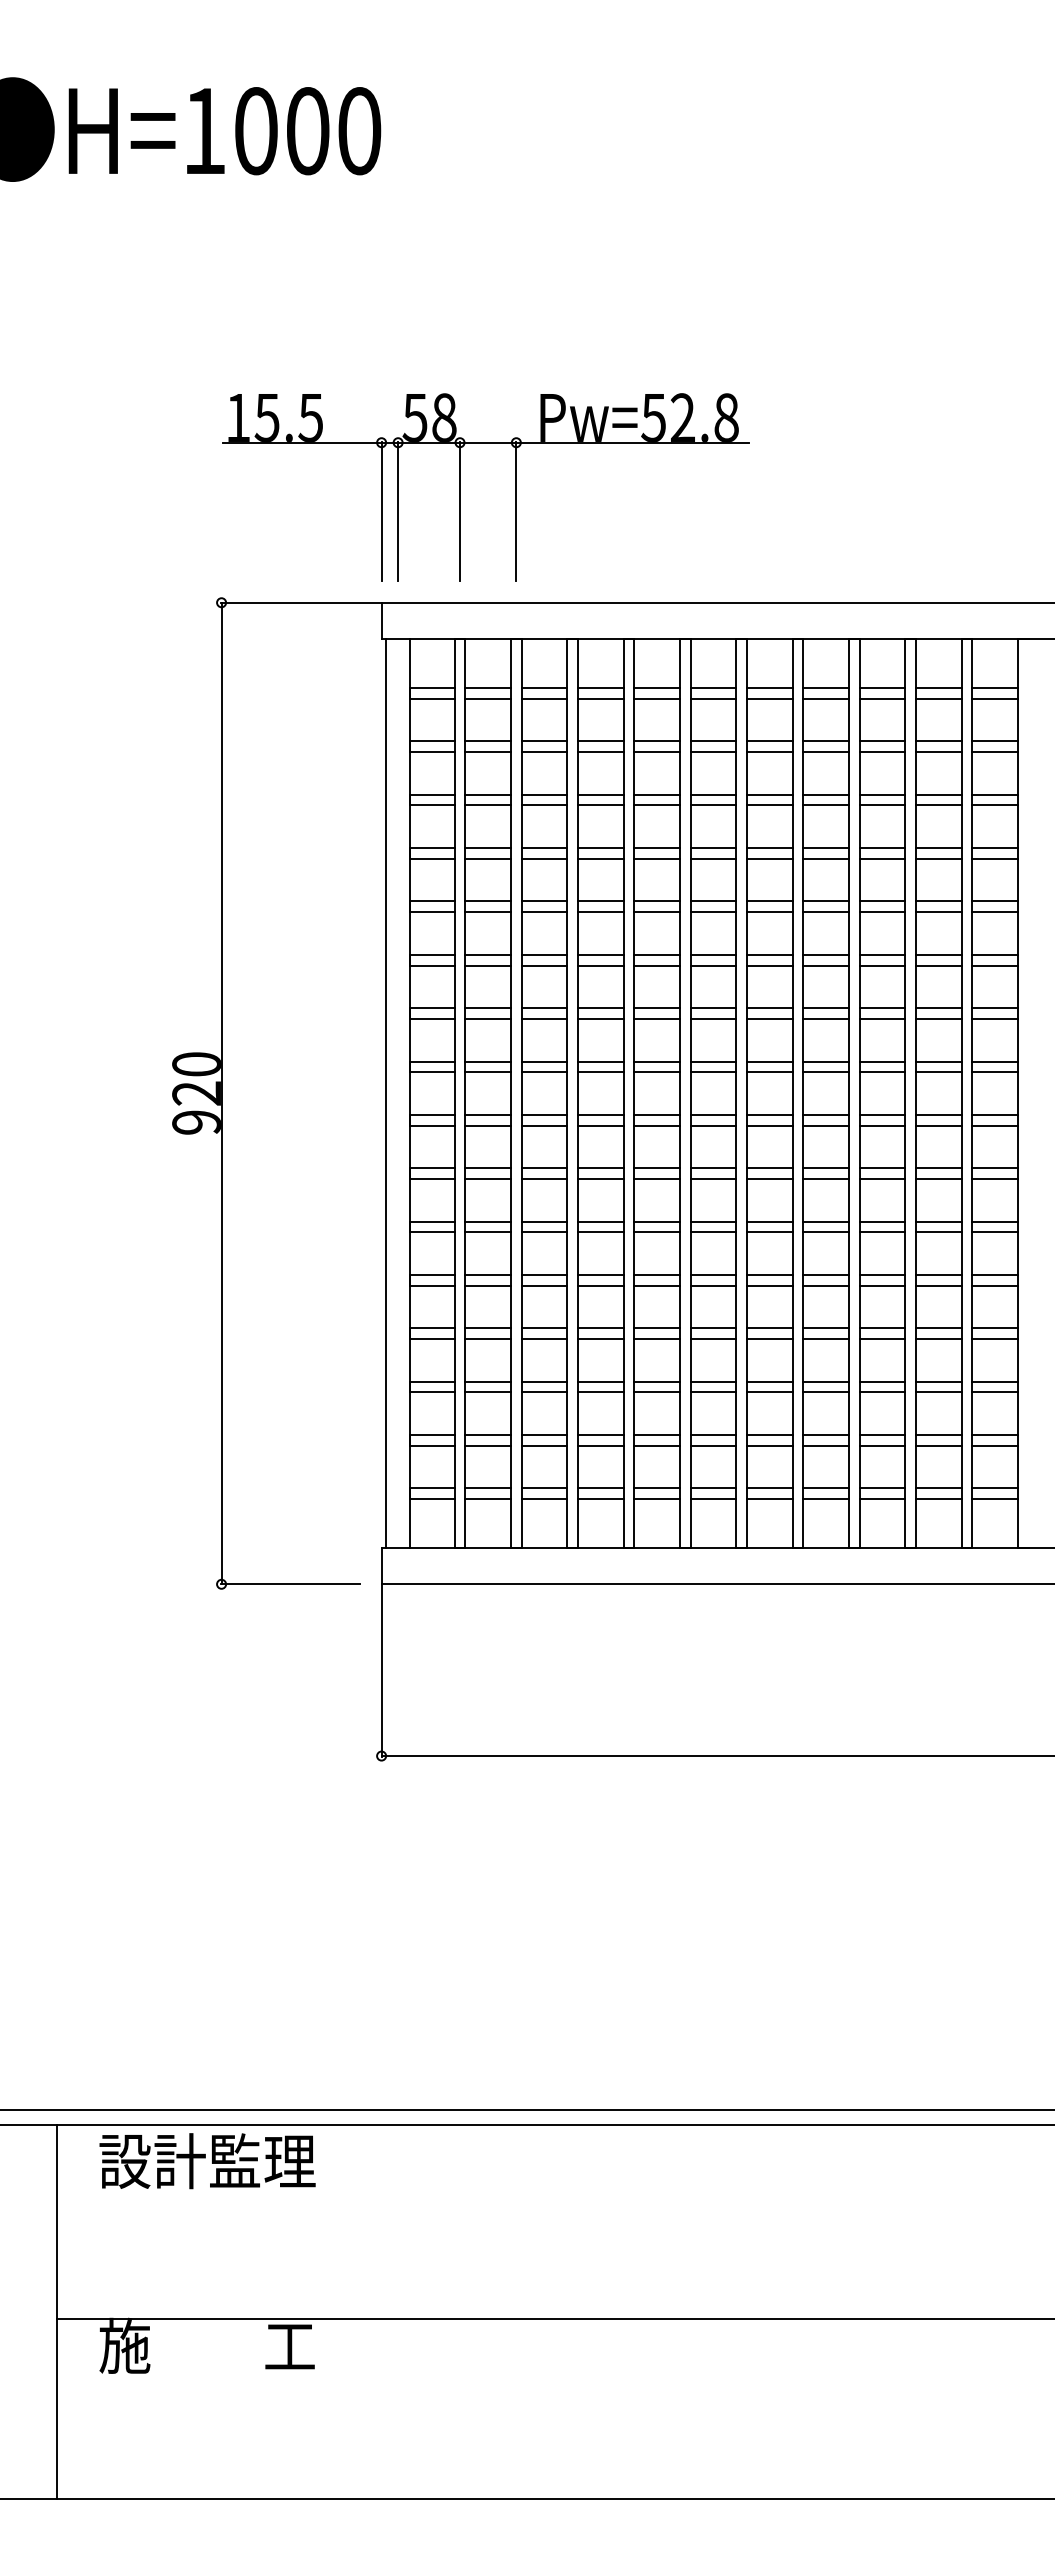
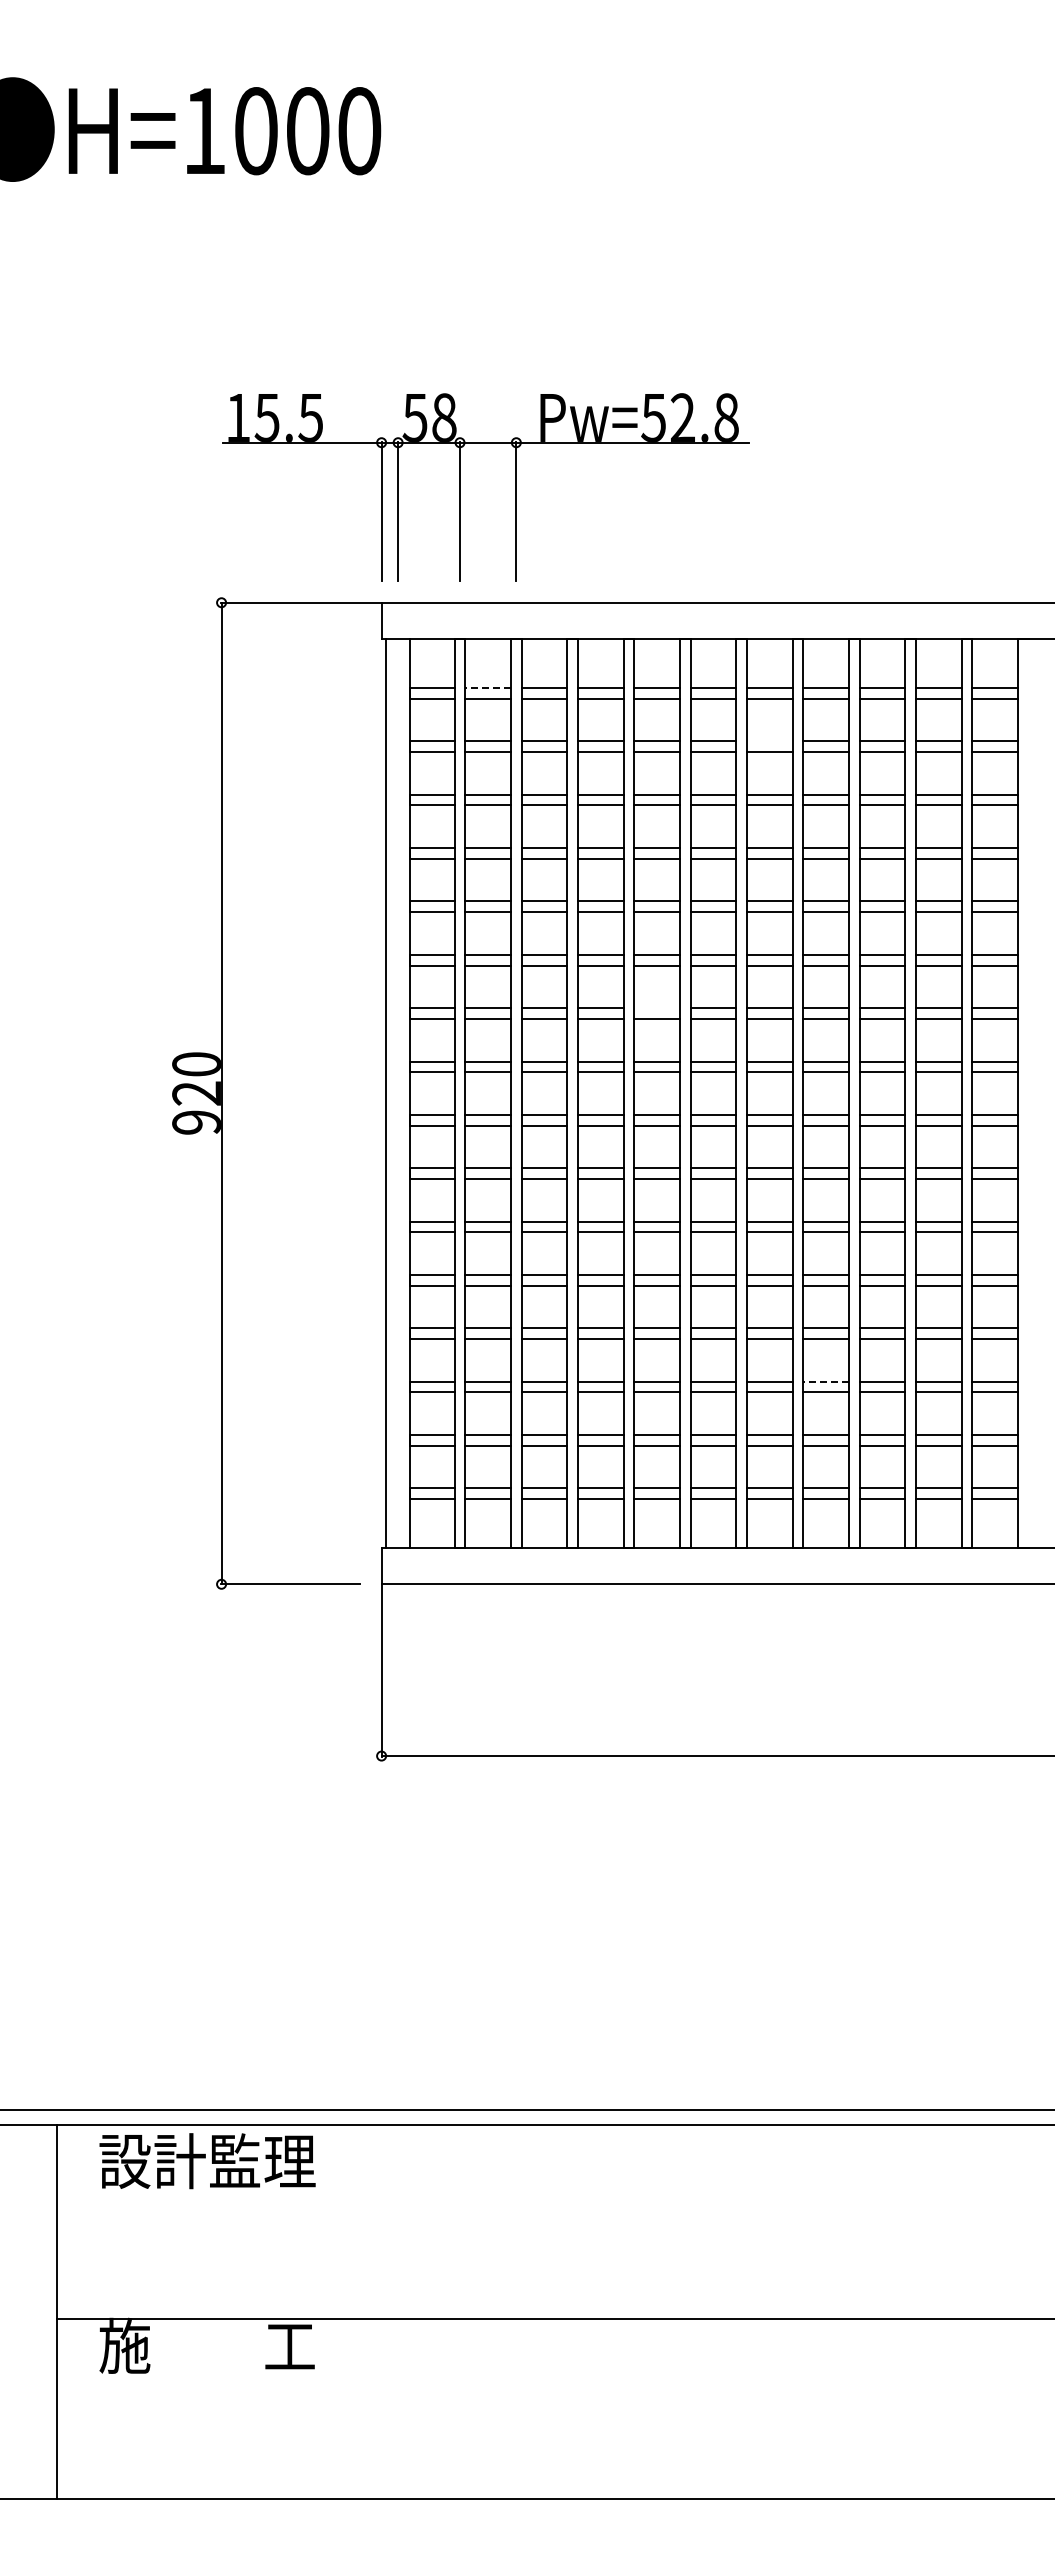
line: solid -> dashed (488, 688)
line: present -> none (769, 741)
line: present -> none (657, 1008)
line: solid -> dashed (826, 1381)
